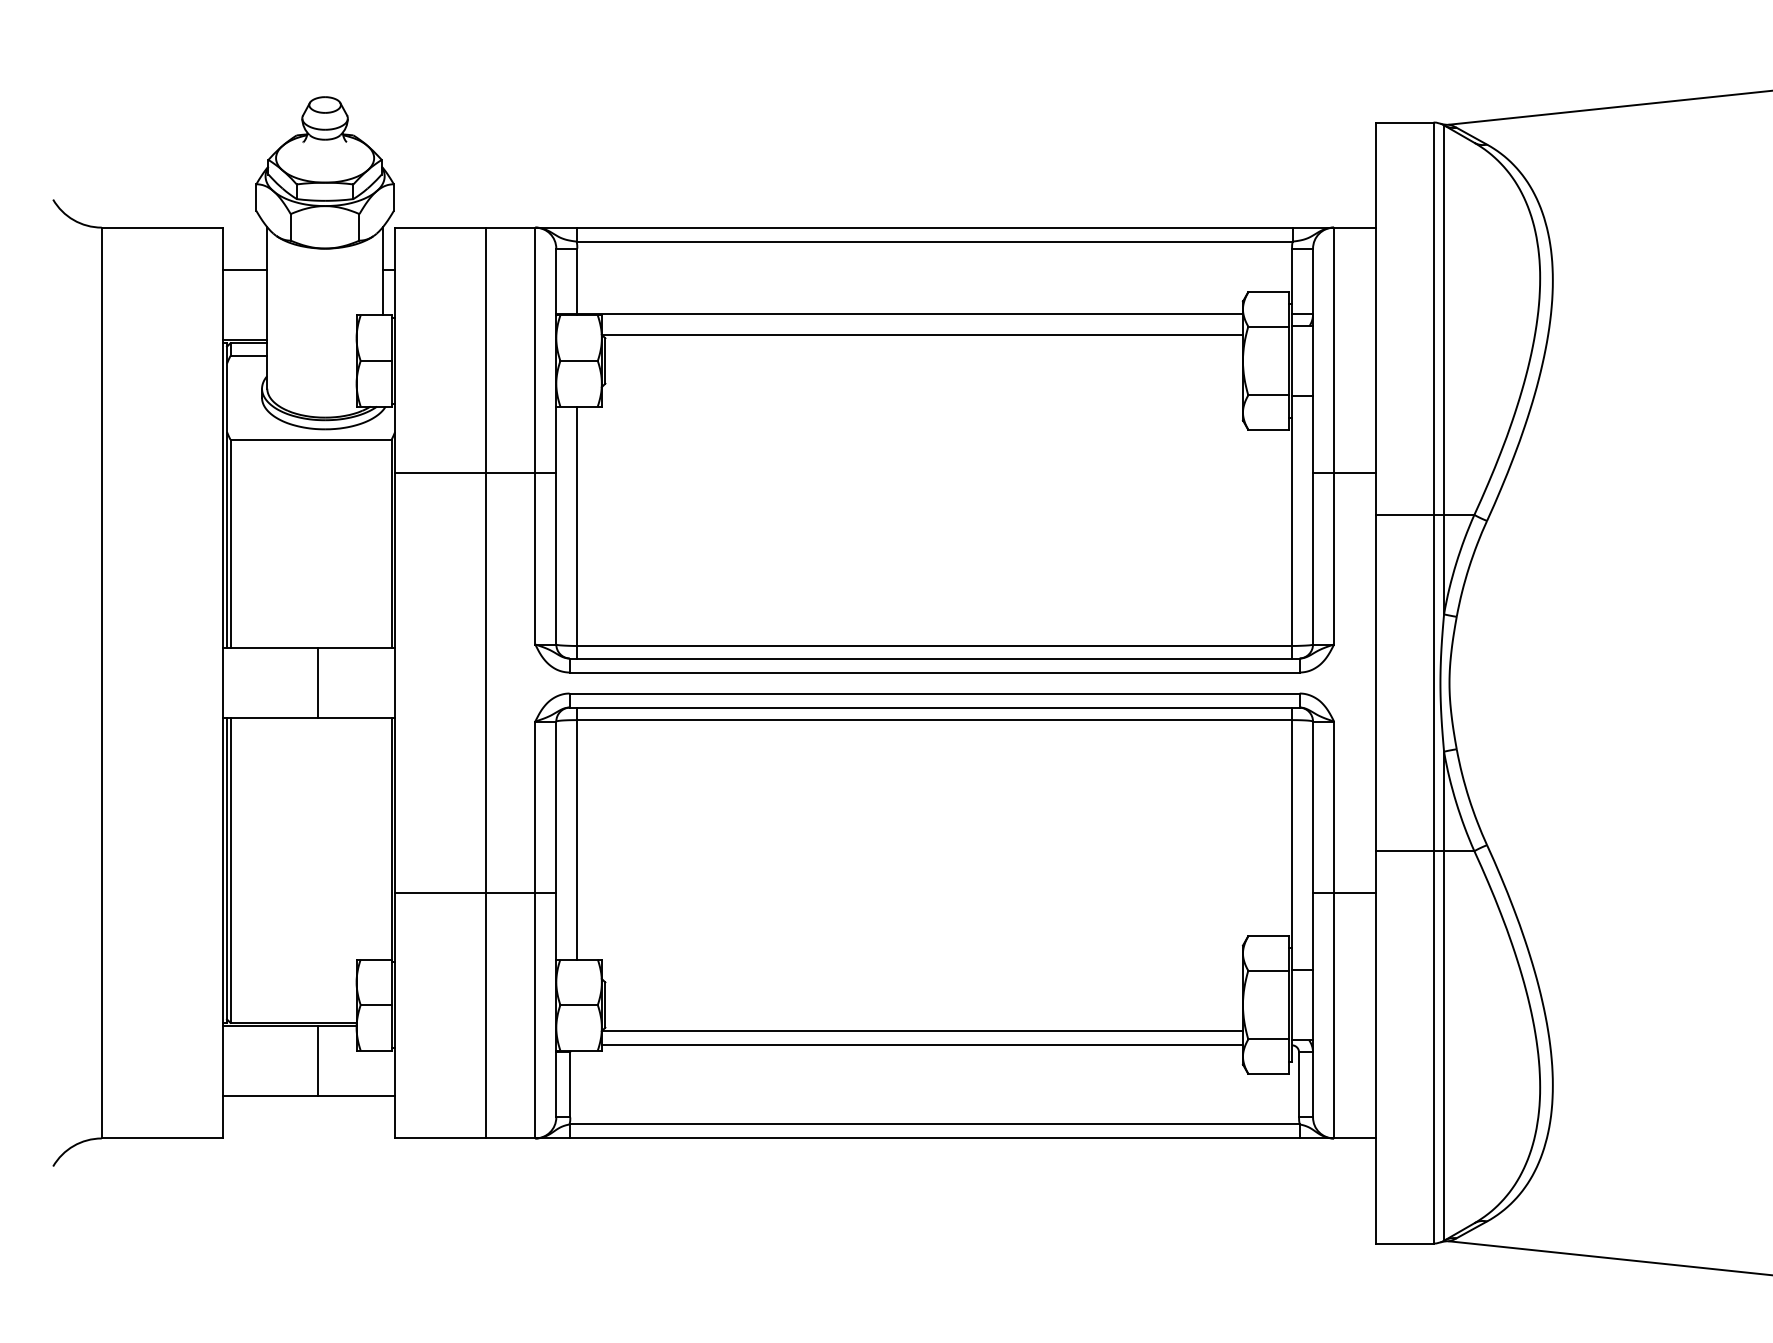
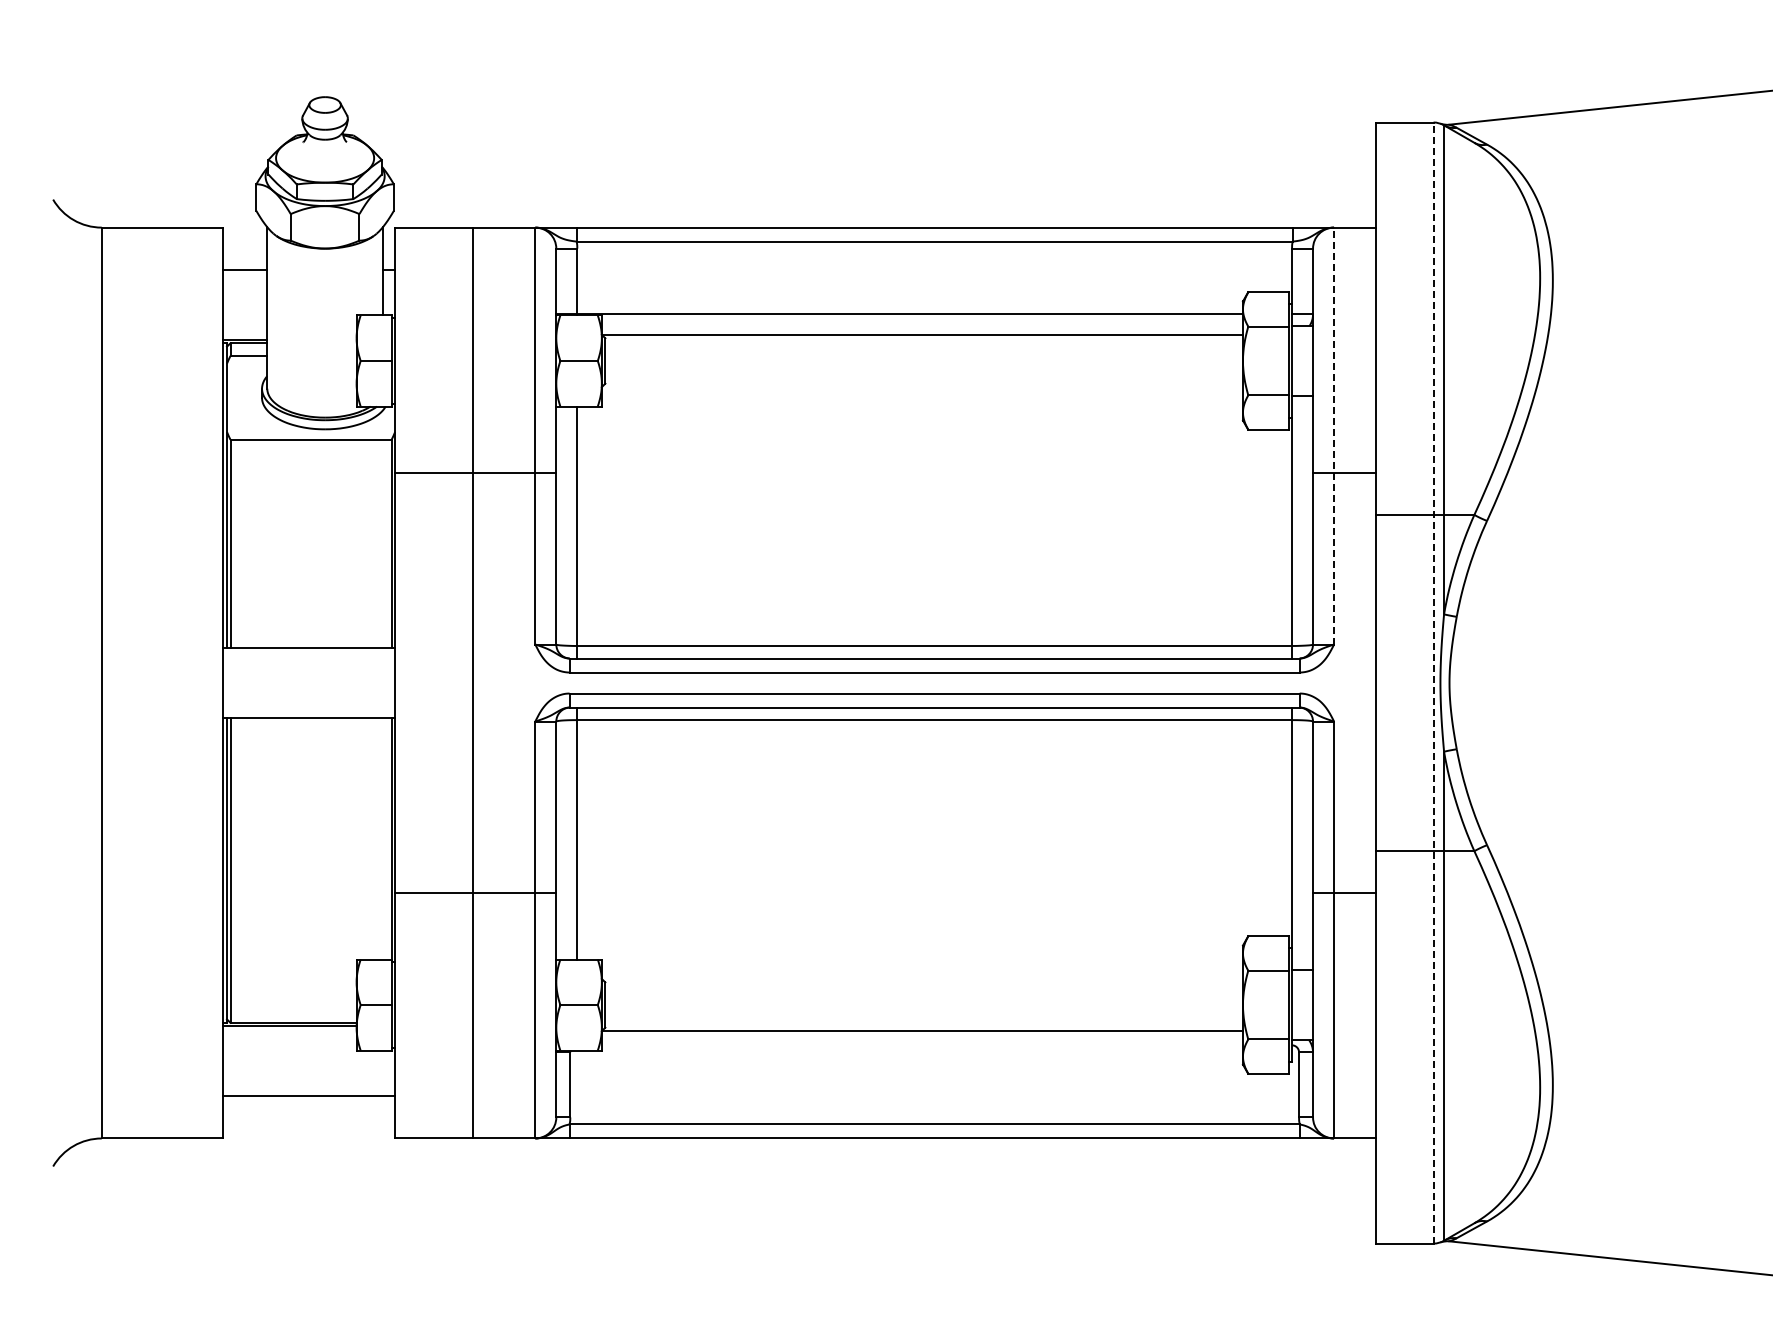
line: solid -> dashed (1334, 435)
line position: (486, 682) -> (473, 682) (473, 682)
line: present -> none (318, 683)
line: solid -> dashed (1433, 683)
line: present -> none (921, 1045)
line: present -> none (318, 1061)
